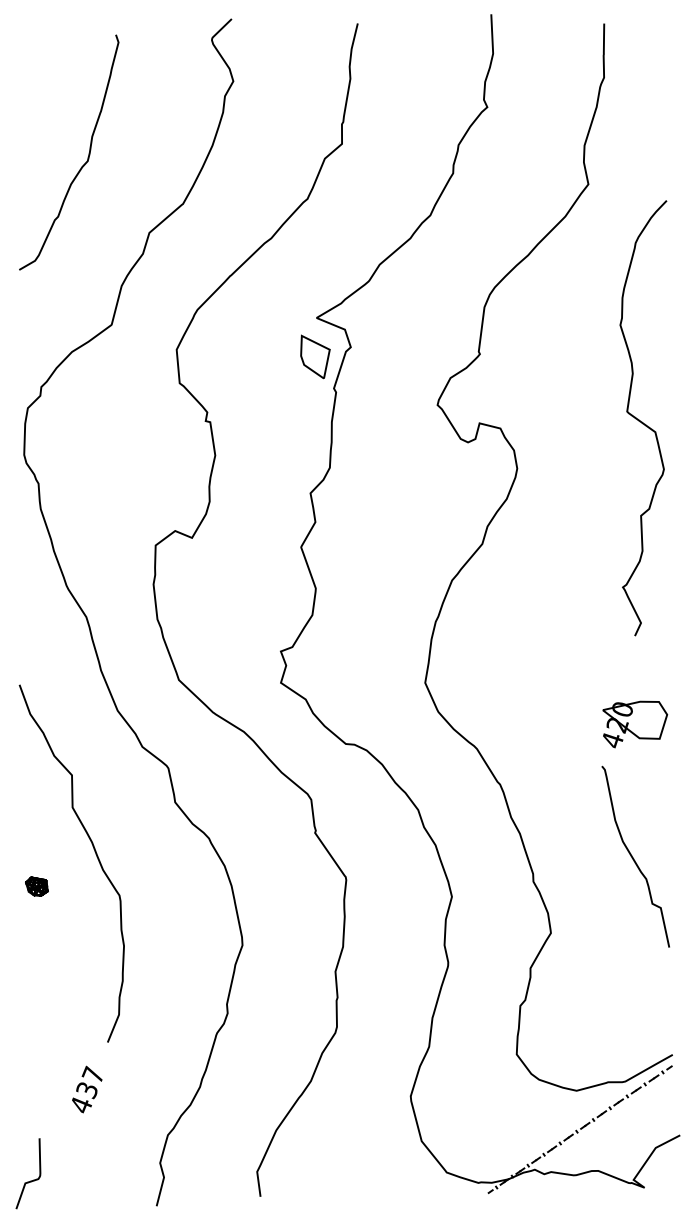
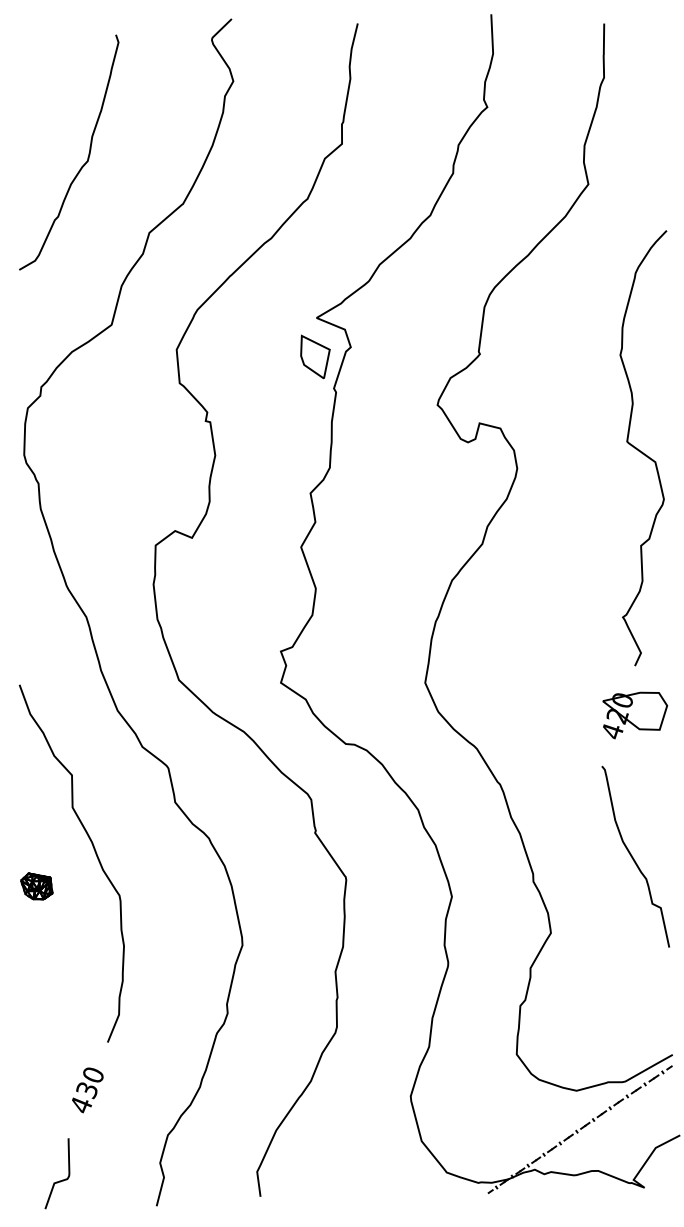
curve position: (642, 421) -> (642, 451) (642, 451)
part position: (635, 724) -> (635, 715) (635, 715)
part size: 24x21 px -> 34x29 px (36, 886)
text: 437 -> 430 (92, 1073)
curve position: (30, 1180) -> (59, 1180) (59, 1180)
